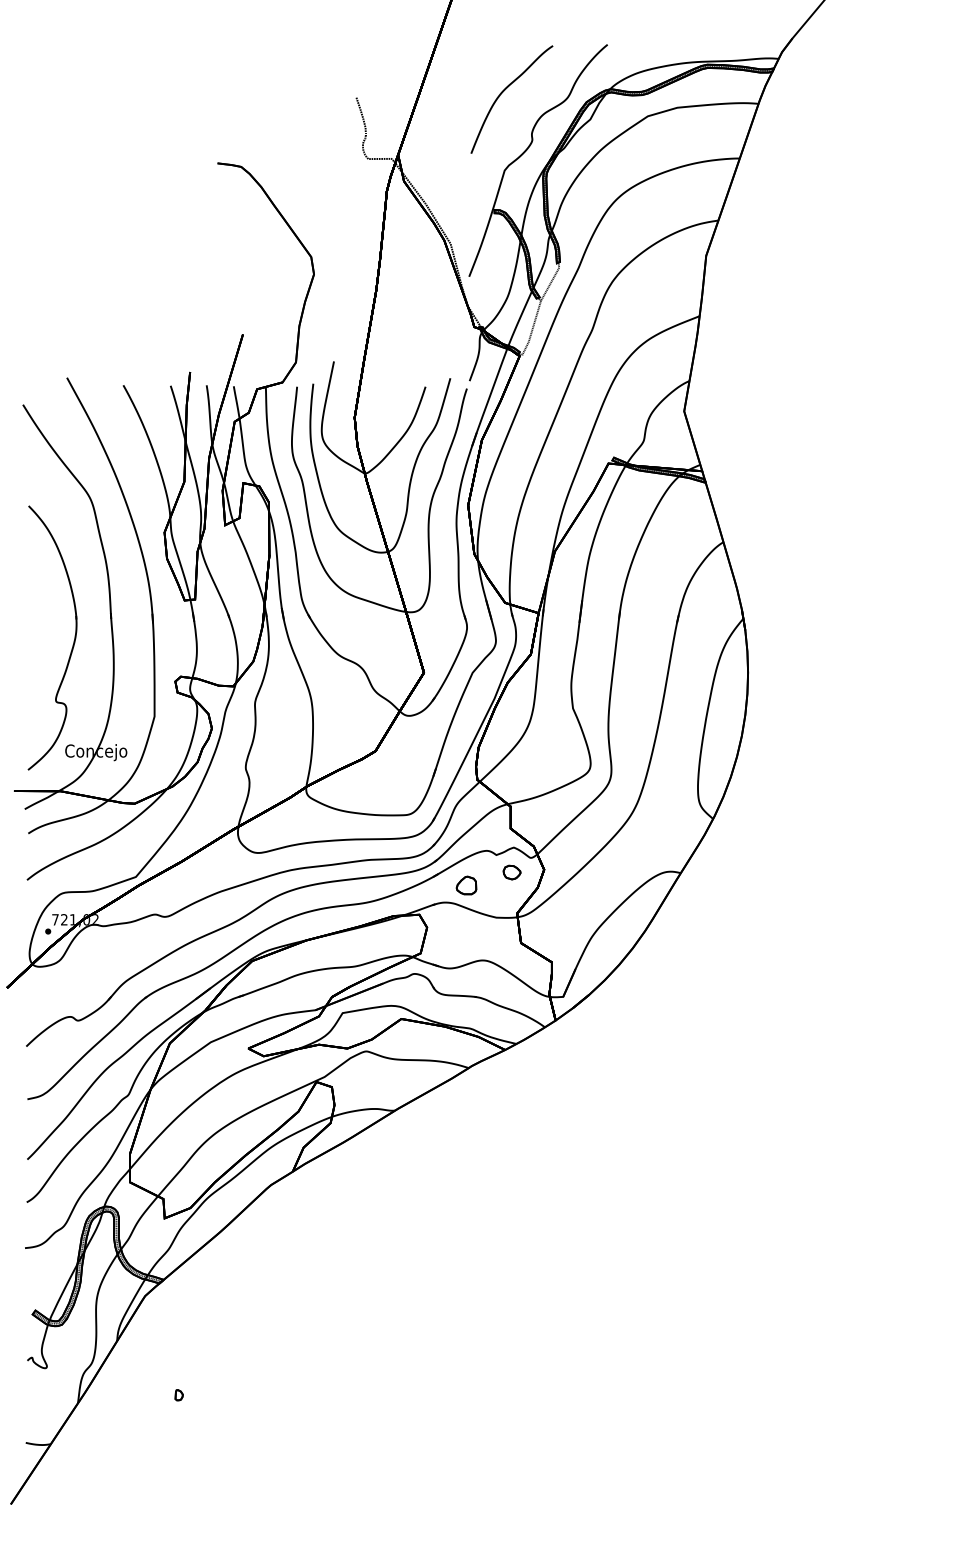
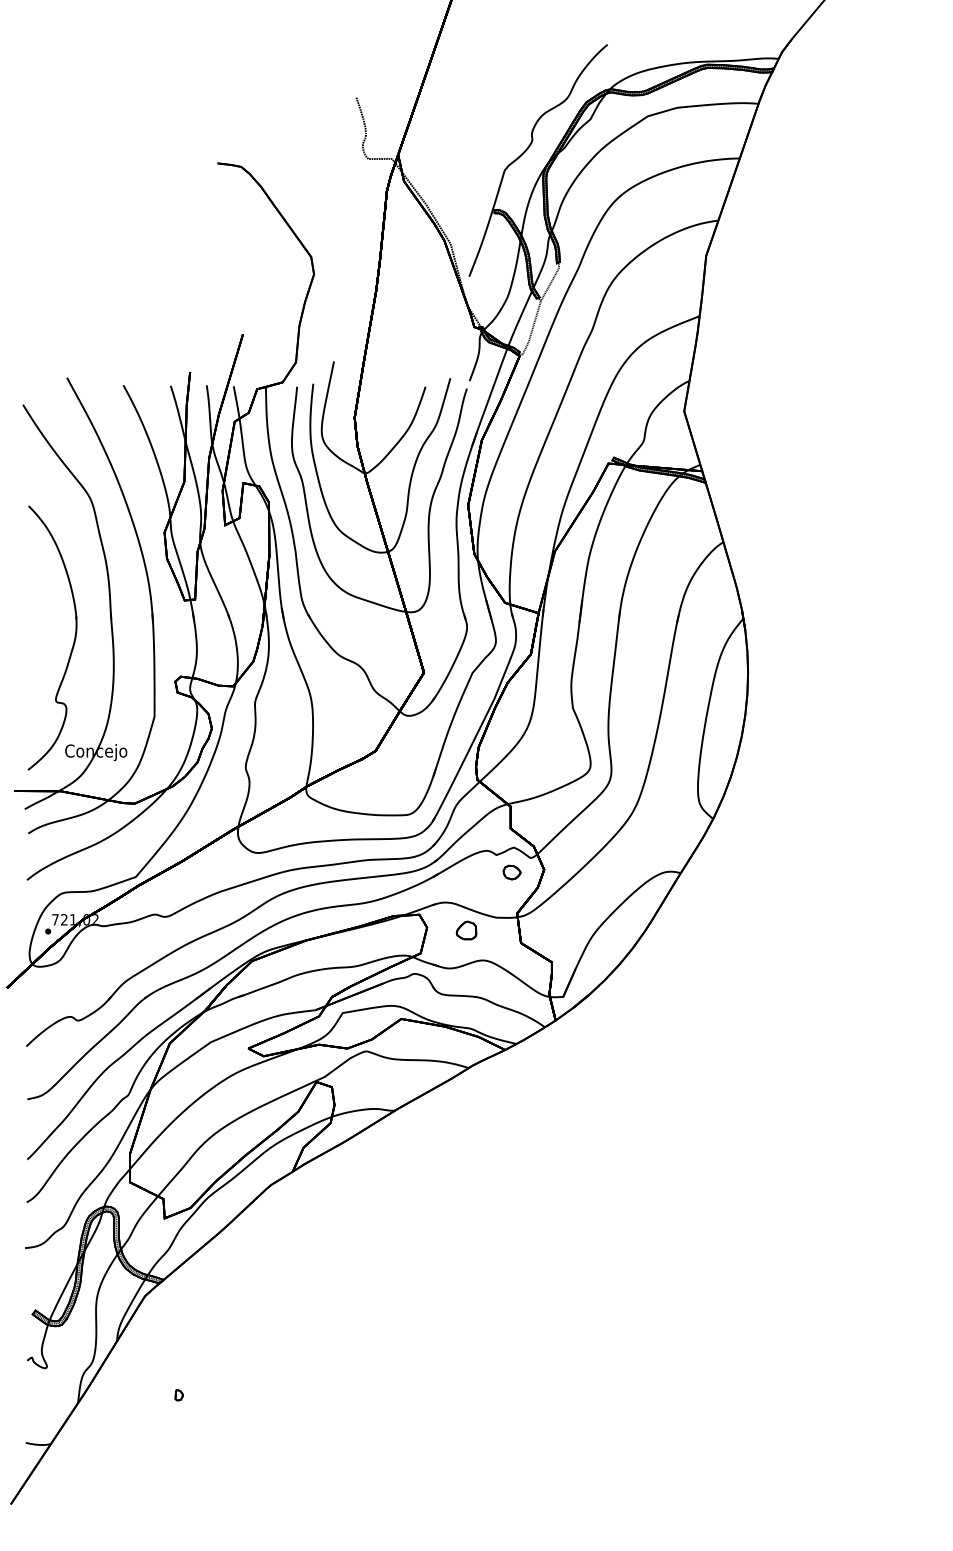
part: present -> none (504, 91)
part position: (466, 885) -> (466, 930) (466, 930)
